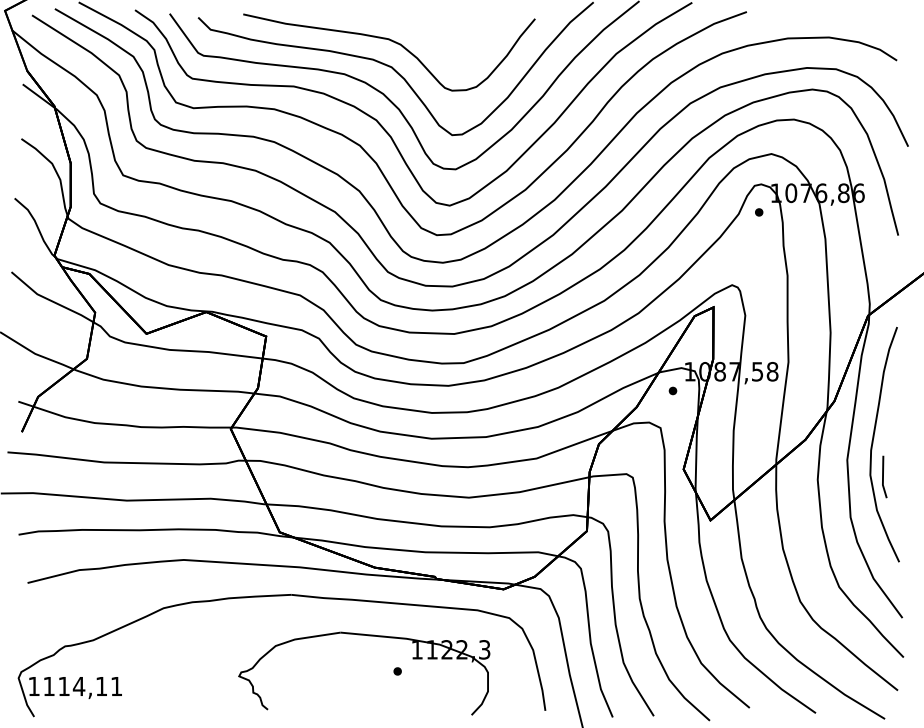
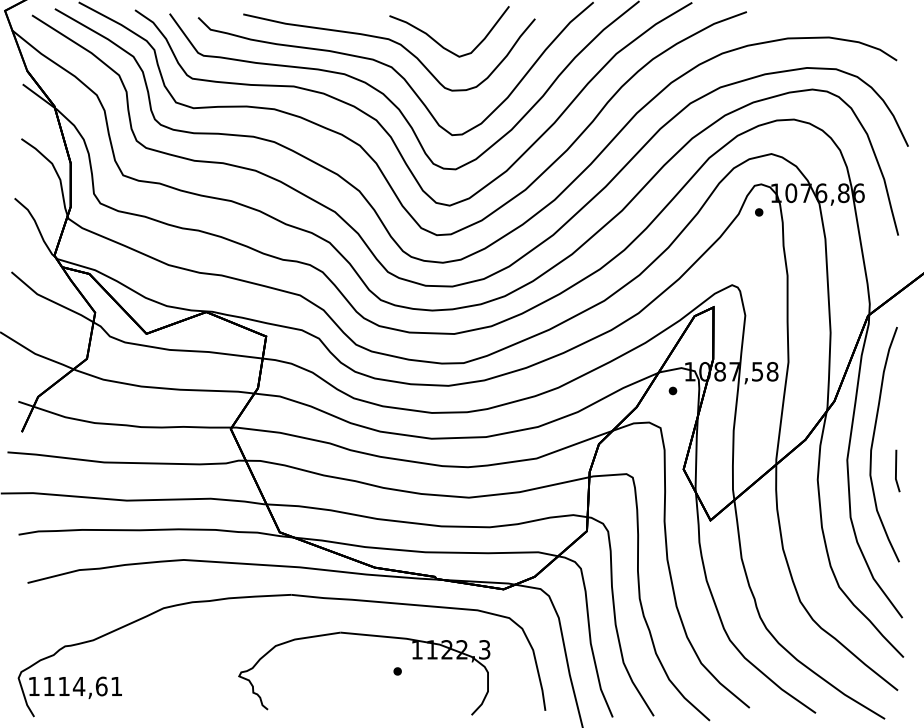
curve: none -> present (441, 44)
line position: (883, 476) -> (896, 470) (896, 470)
text: 1114,11 -> 1114,61 (101, 686)
